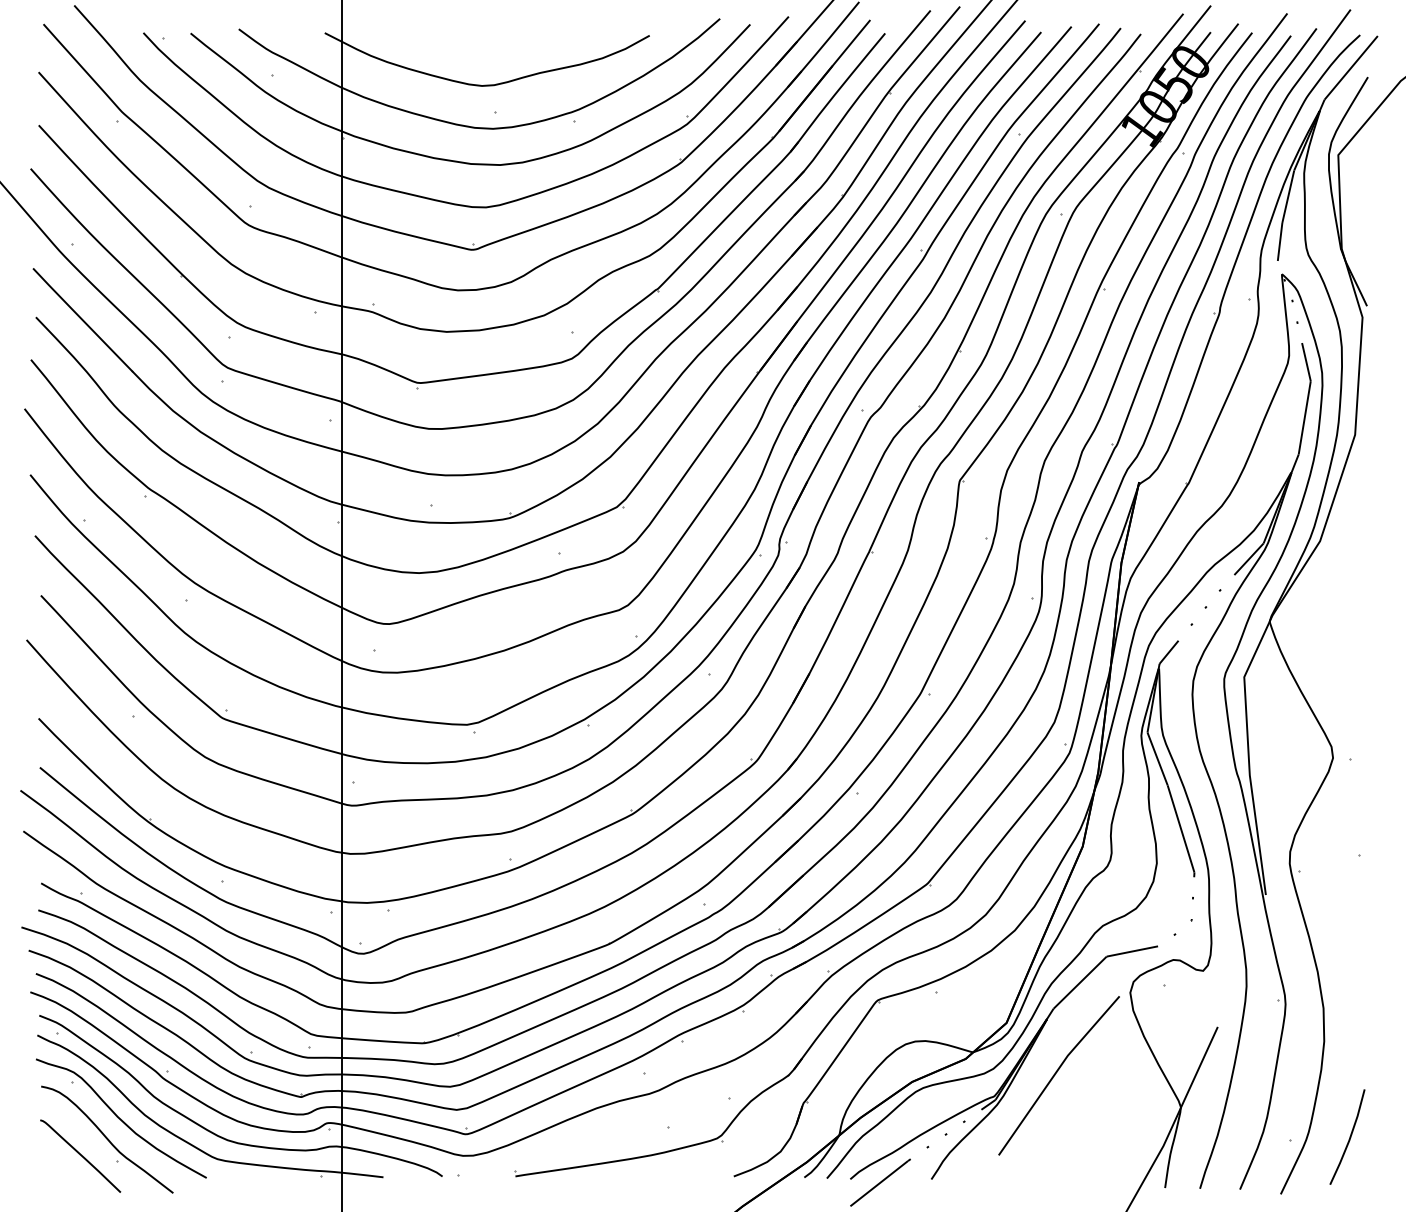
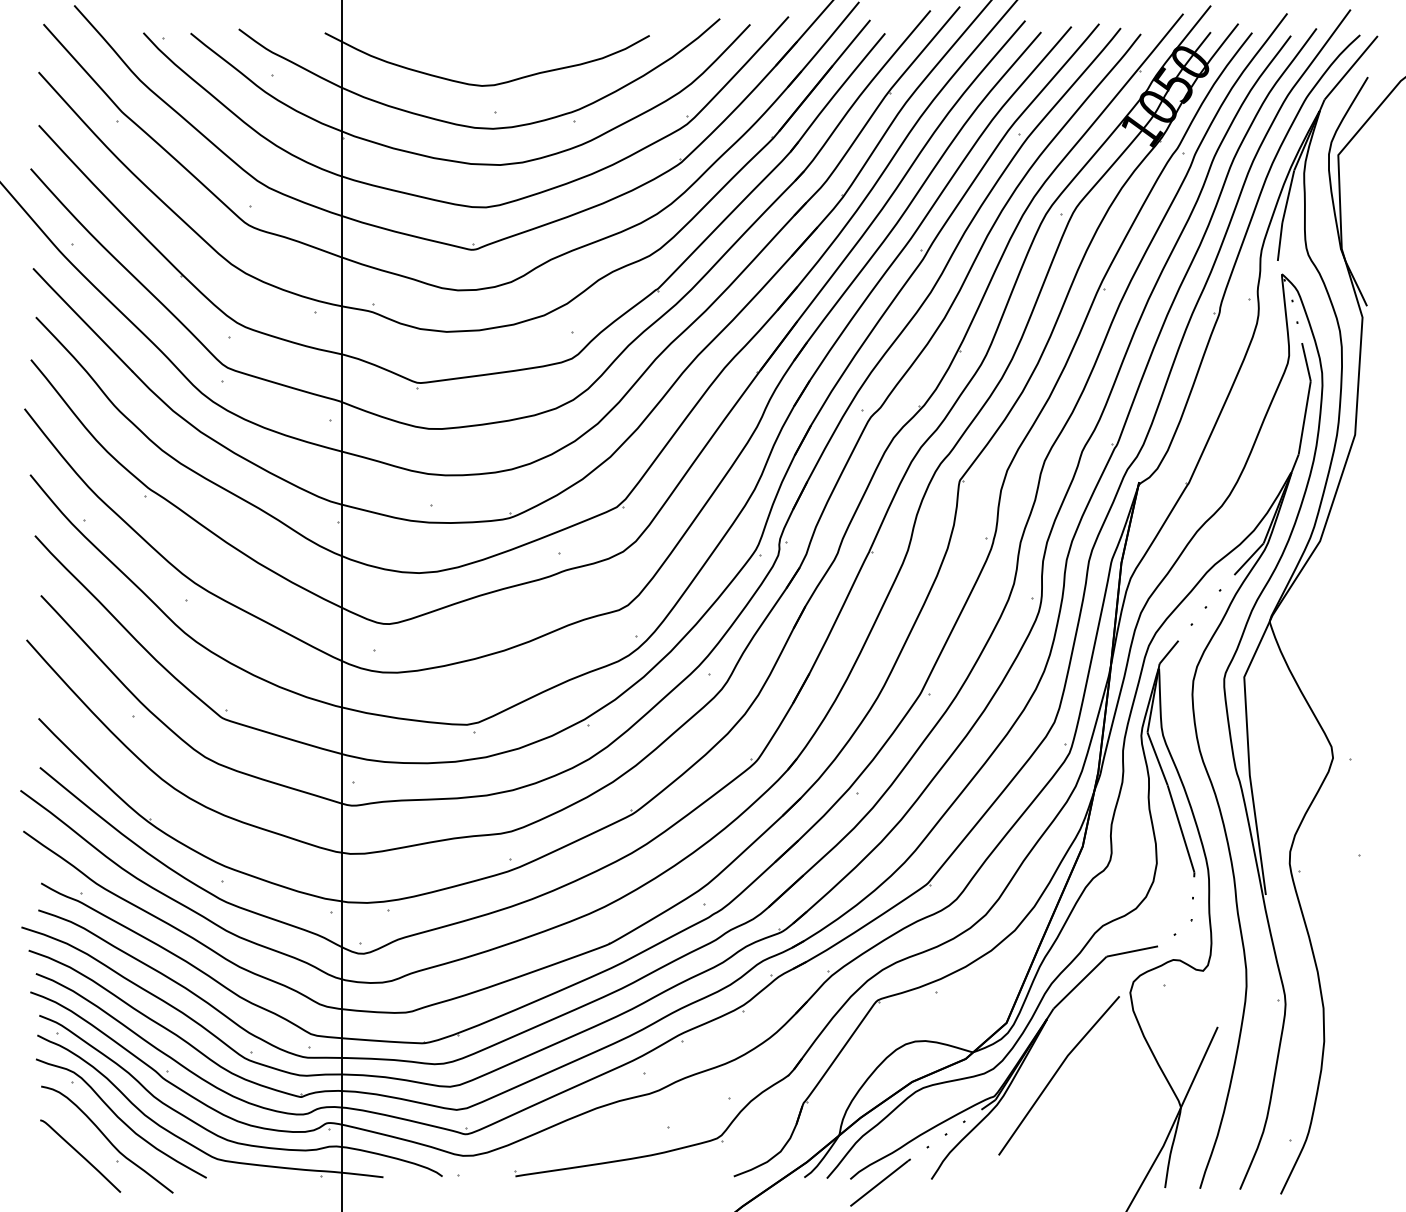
line: present -> none (1349, 1136)
